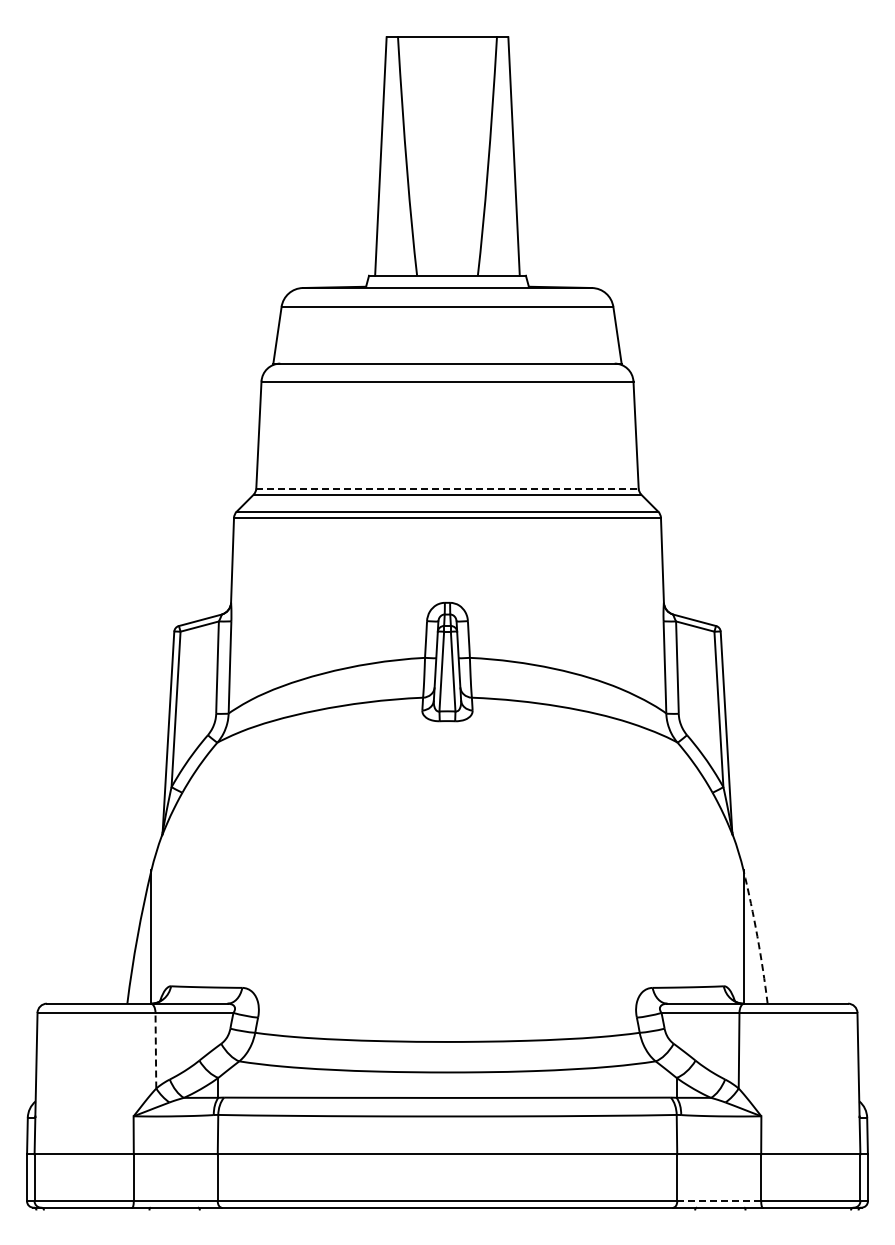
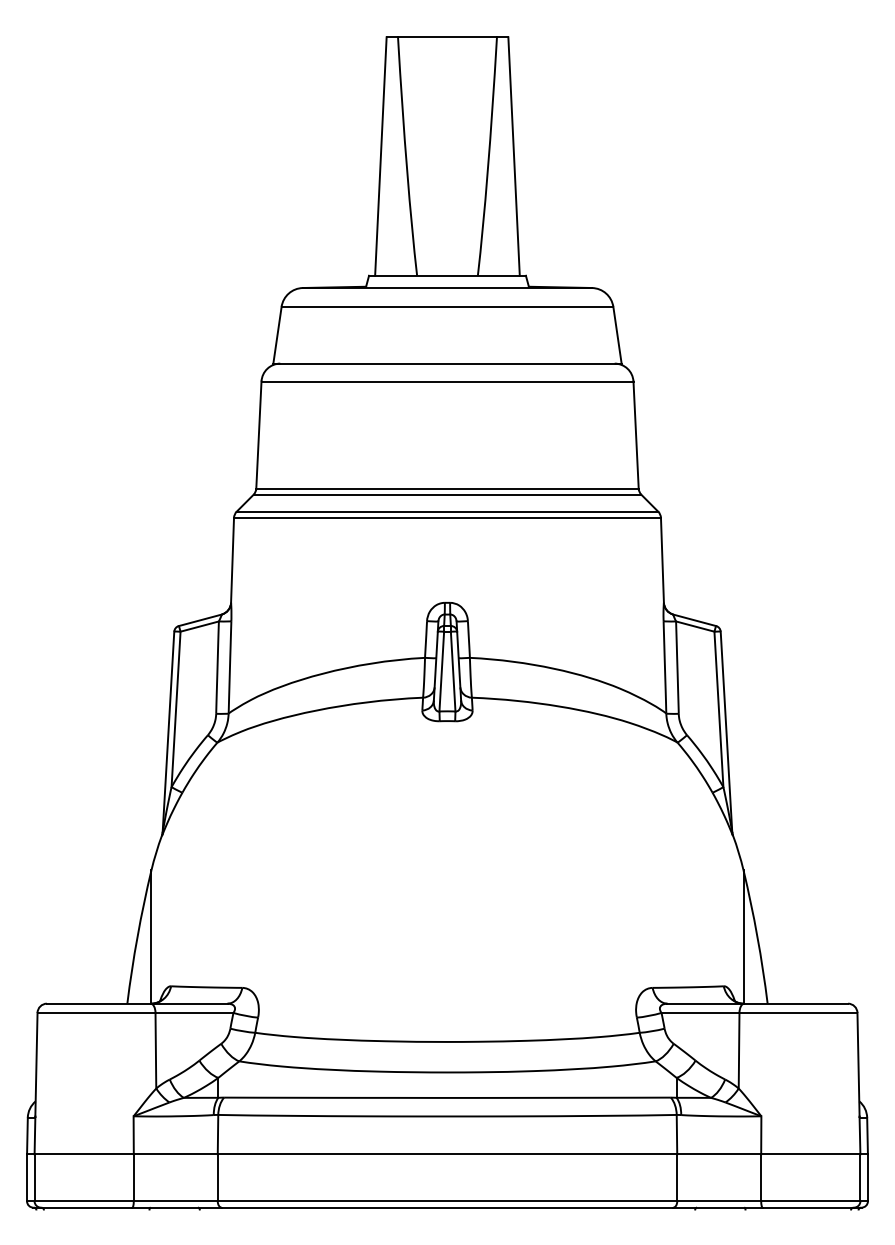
line: dashed -> solid (448, 488)
arc: dashed -> solid (757, 936)
line: dashed -> solid (155, 1050)
line: dashed -> solid (719, 1201)
